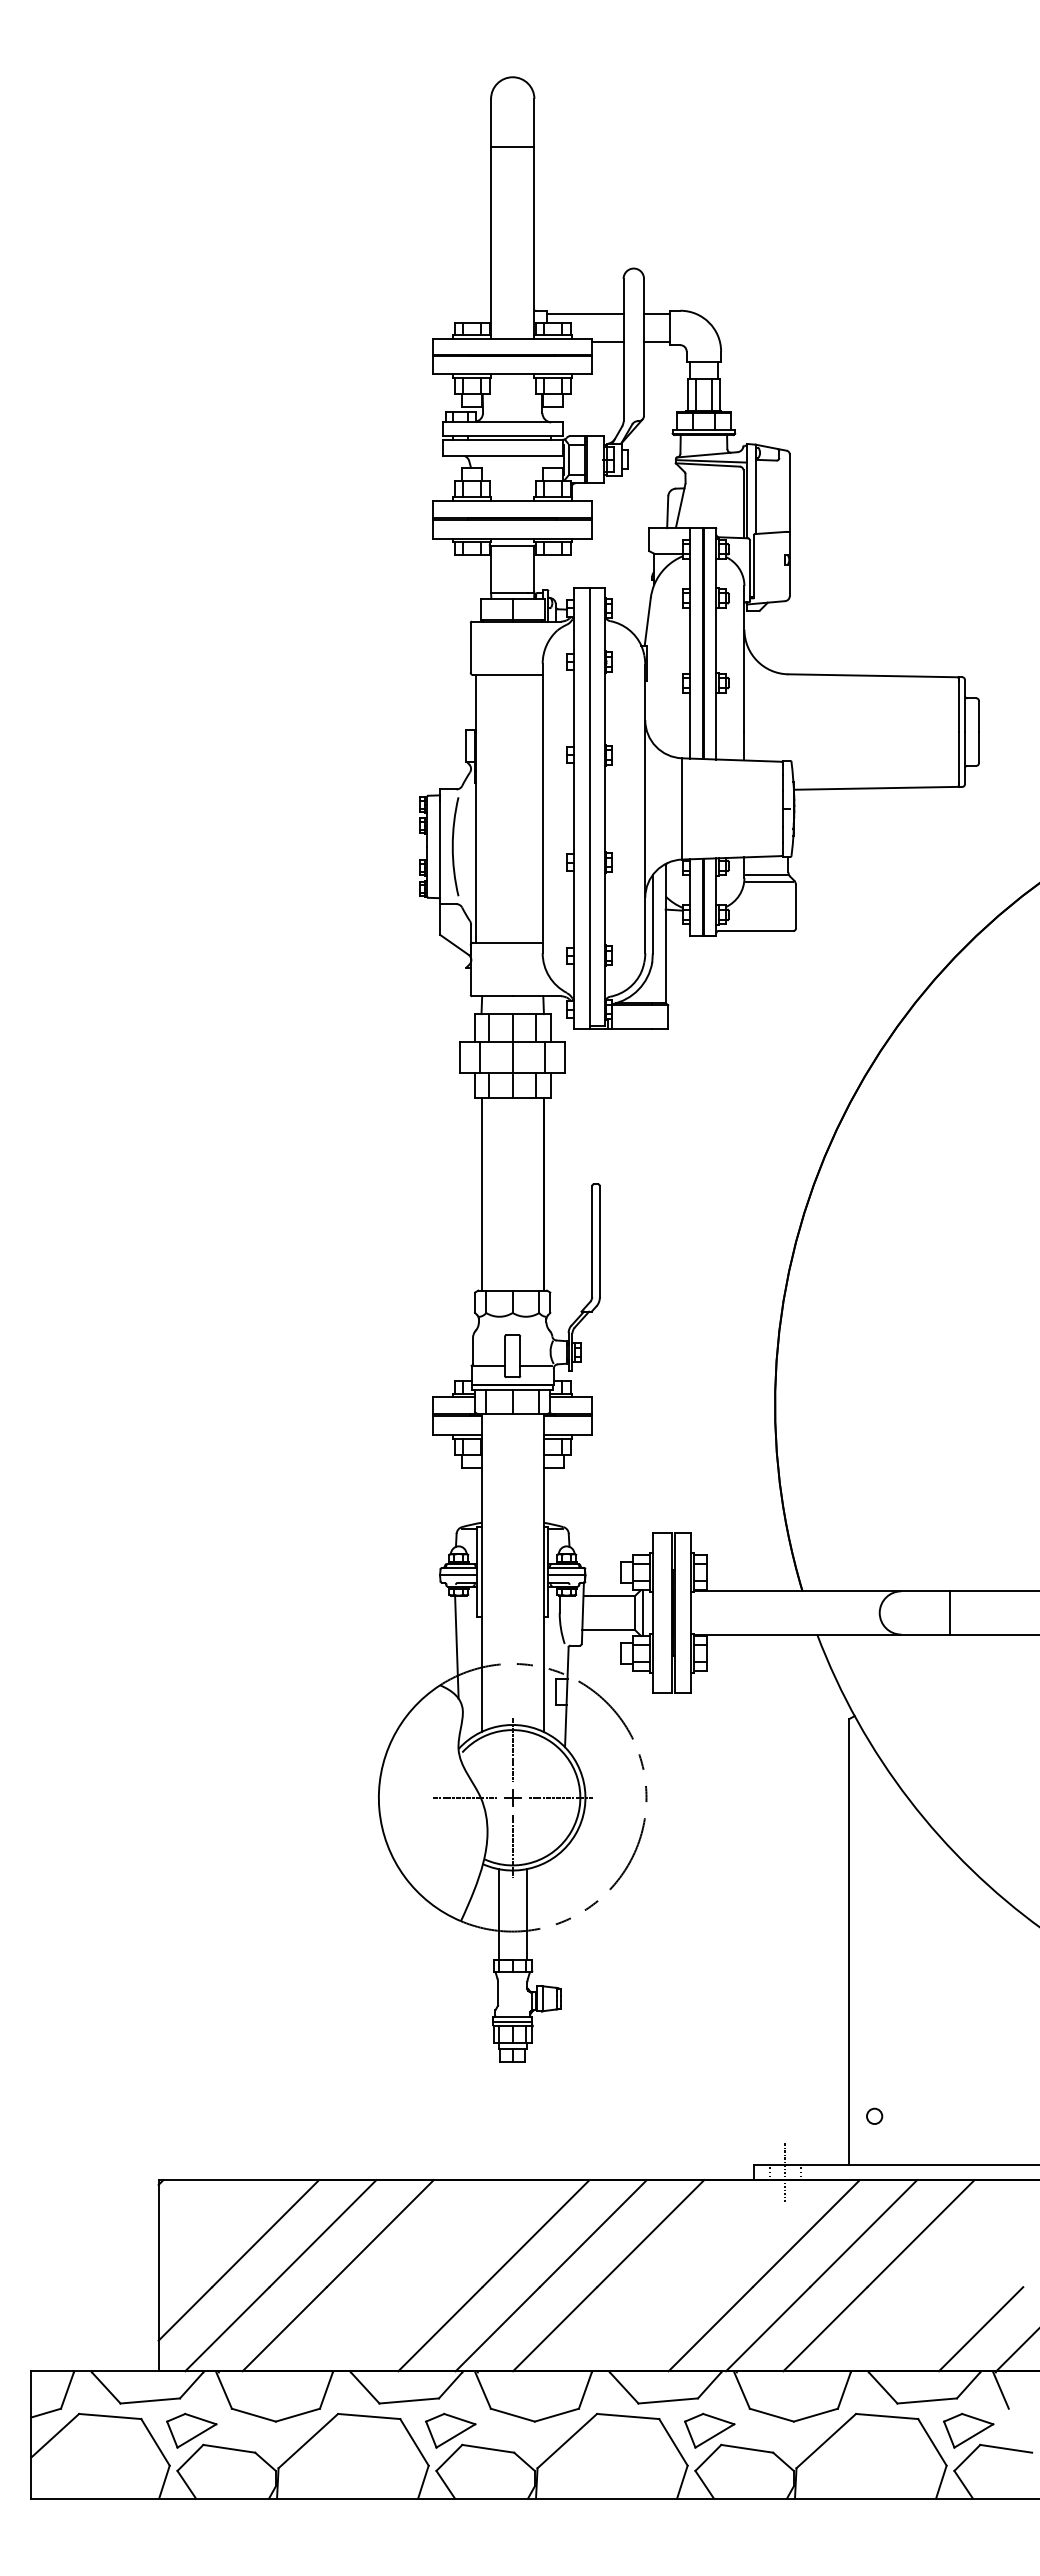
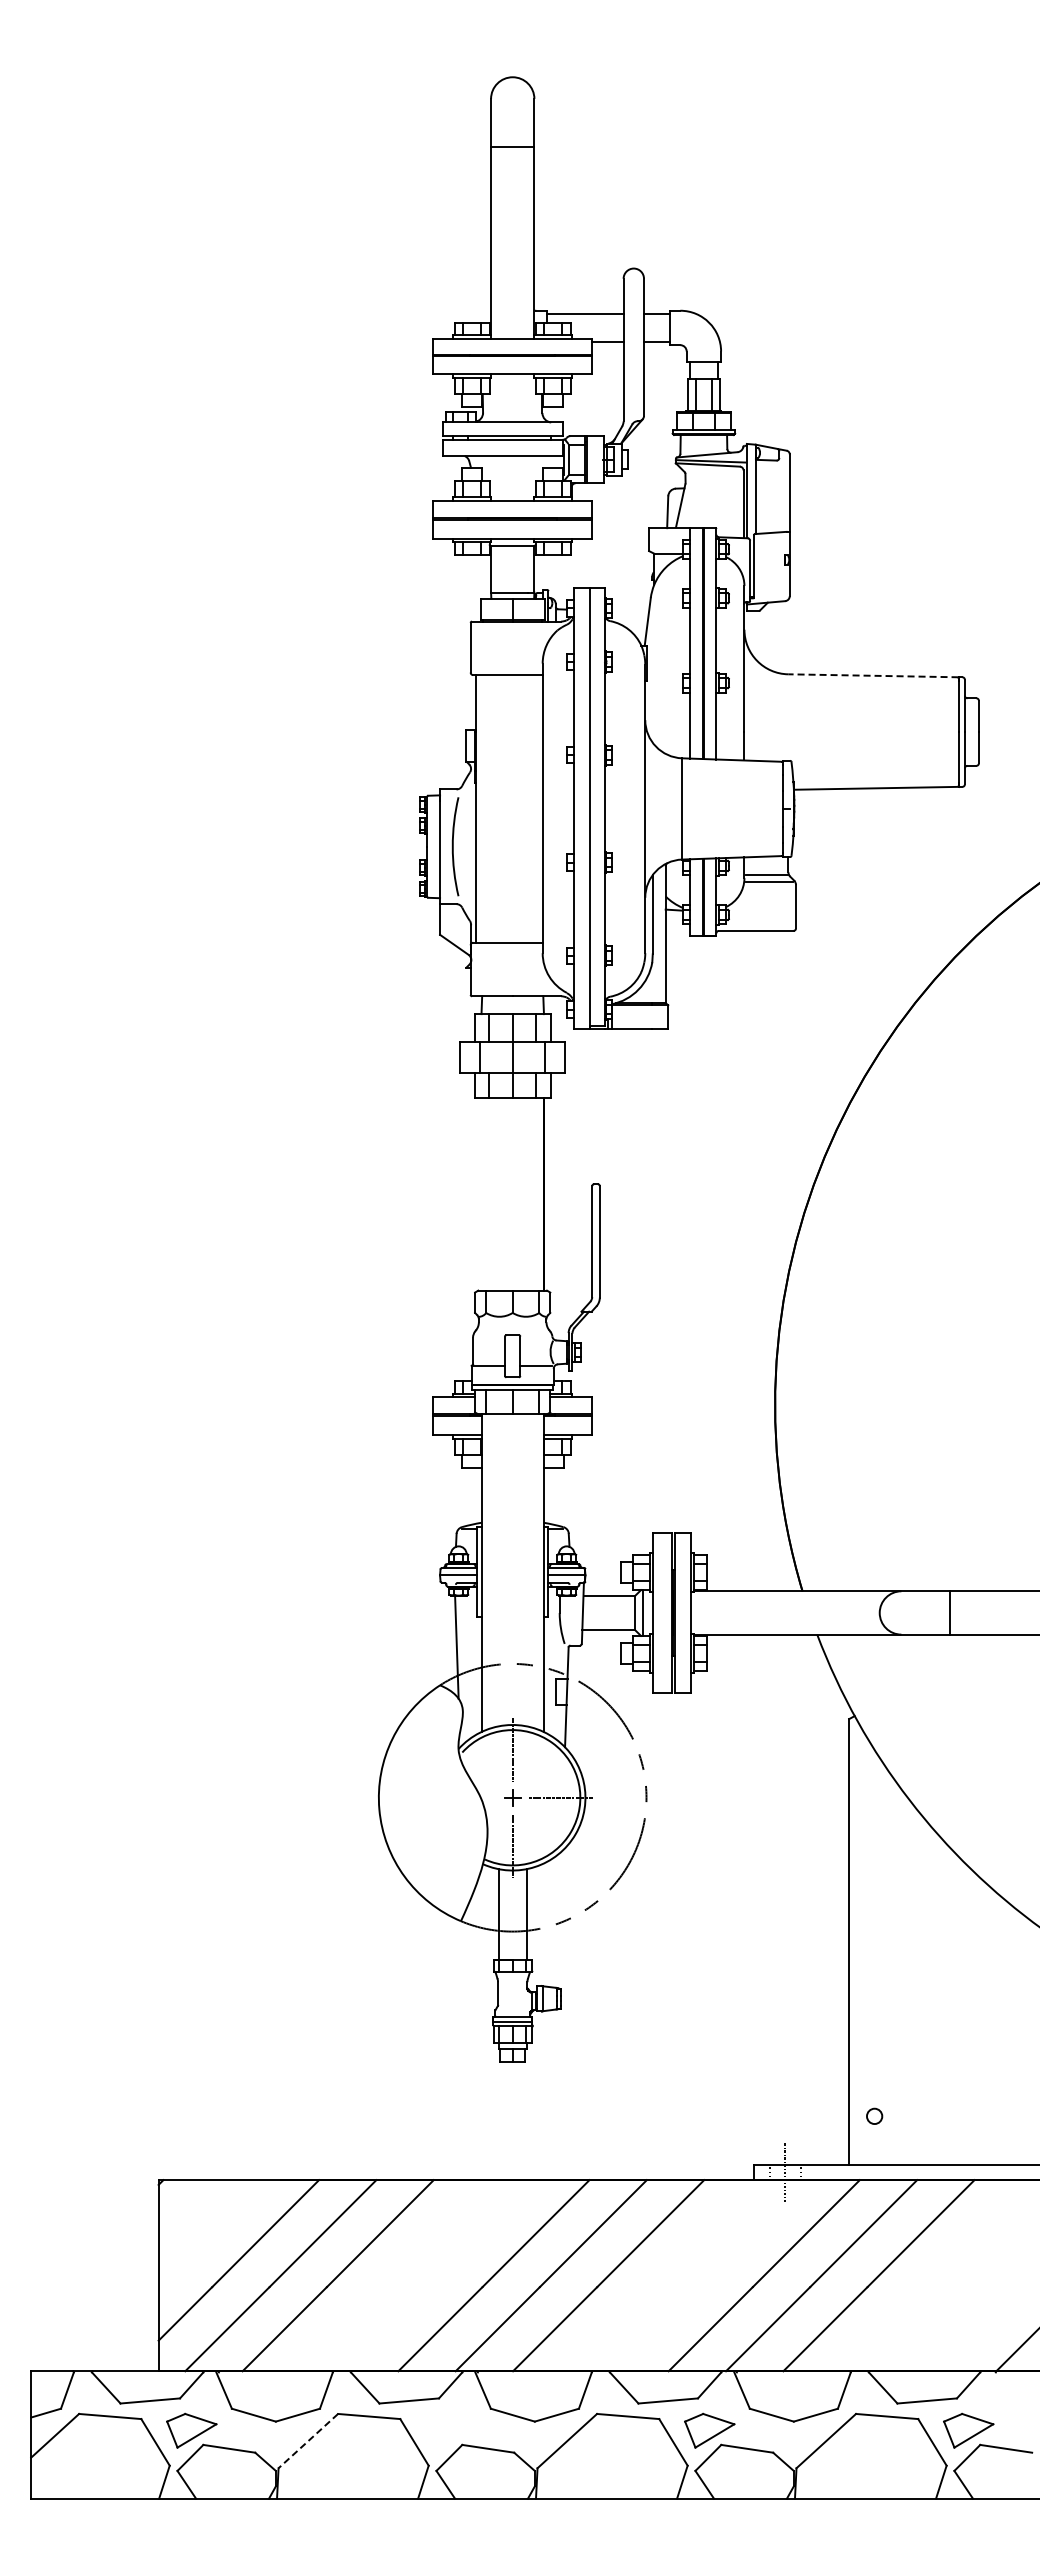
line: solid -> dashed (872, 675)
line: present -> none (481, 1194)
line: present -> none (464, 1797)
line: present -> none (980, 2329)
line: present -> none (1000, 2390)
part: present -> none (450, 2430)
line: solid -> dashed (307, 2441)
